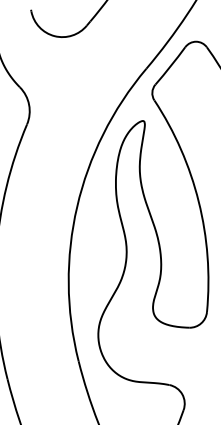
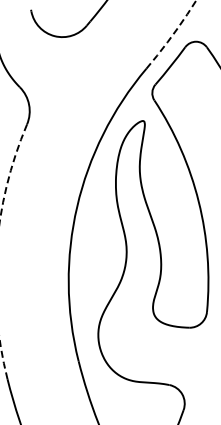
arc: solid -> dashed (172, 35)
arc: solid -> dashed (5, 191)
